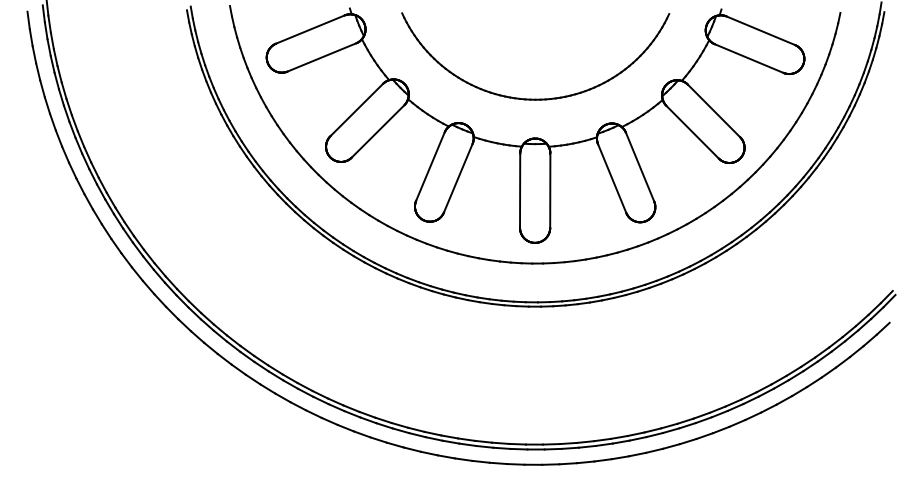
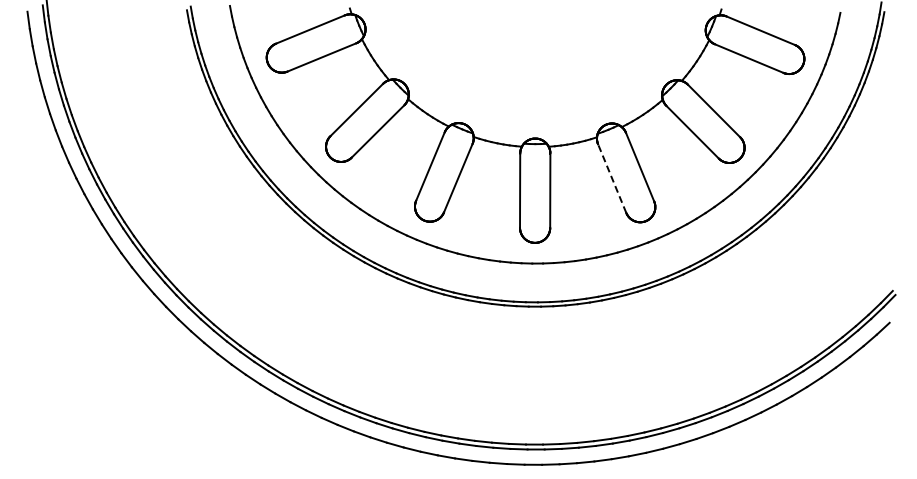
part: present -> none (535, 98)
line: solid -> dashed (612, 178)
